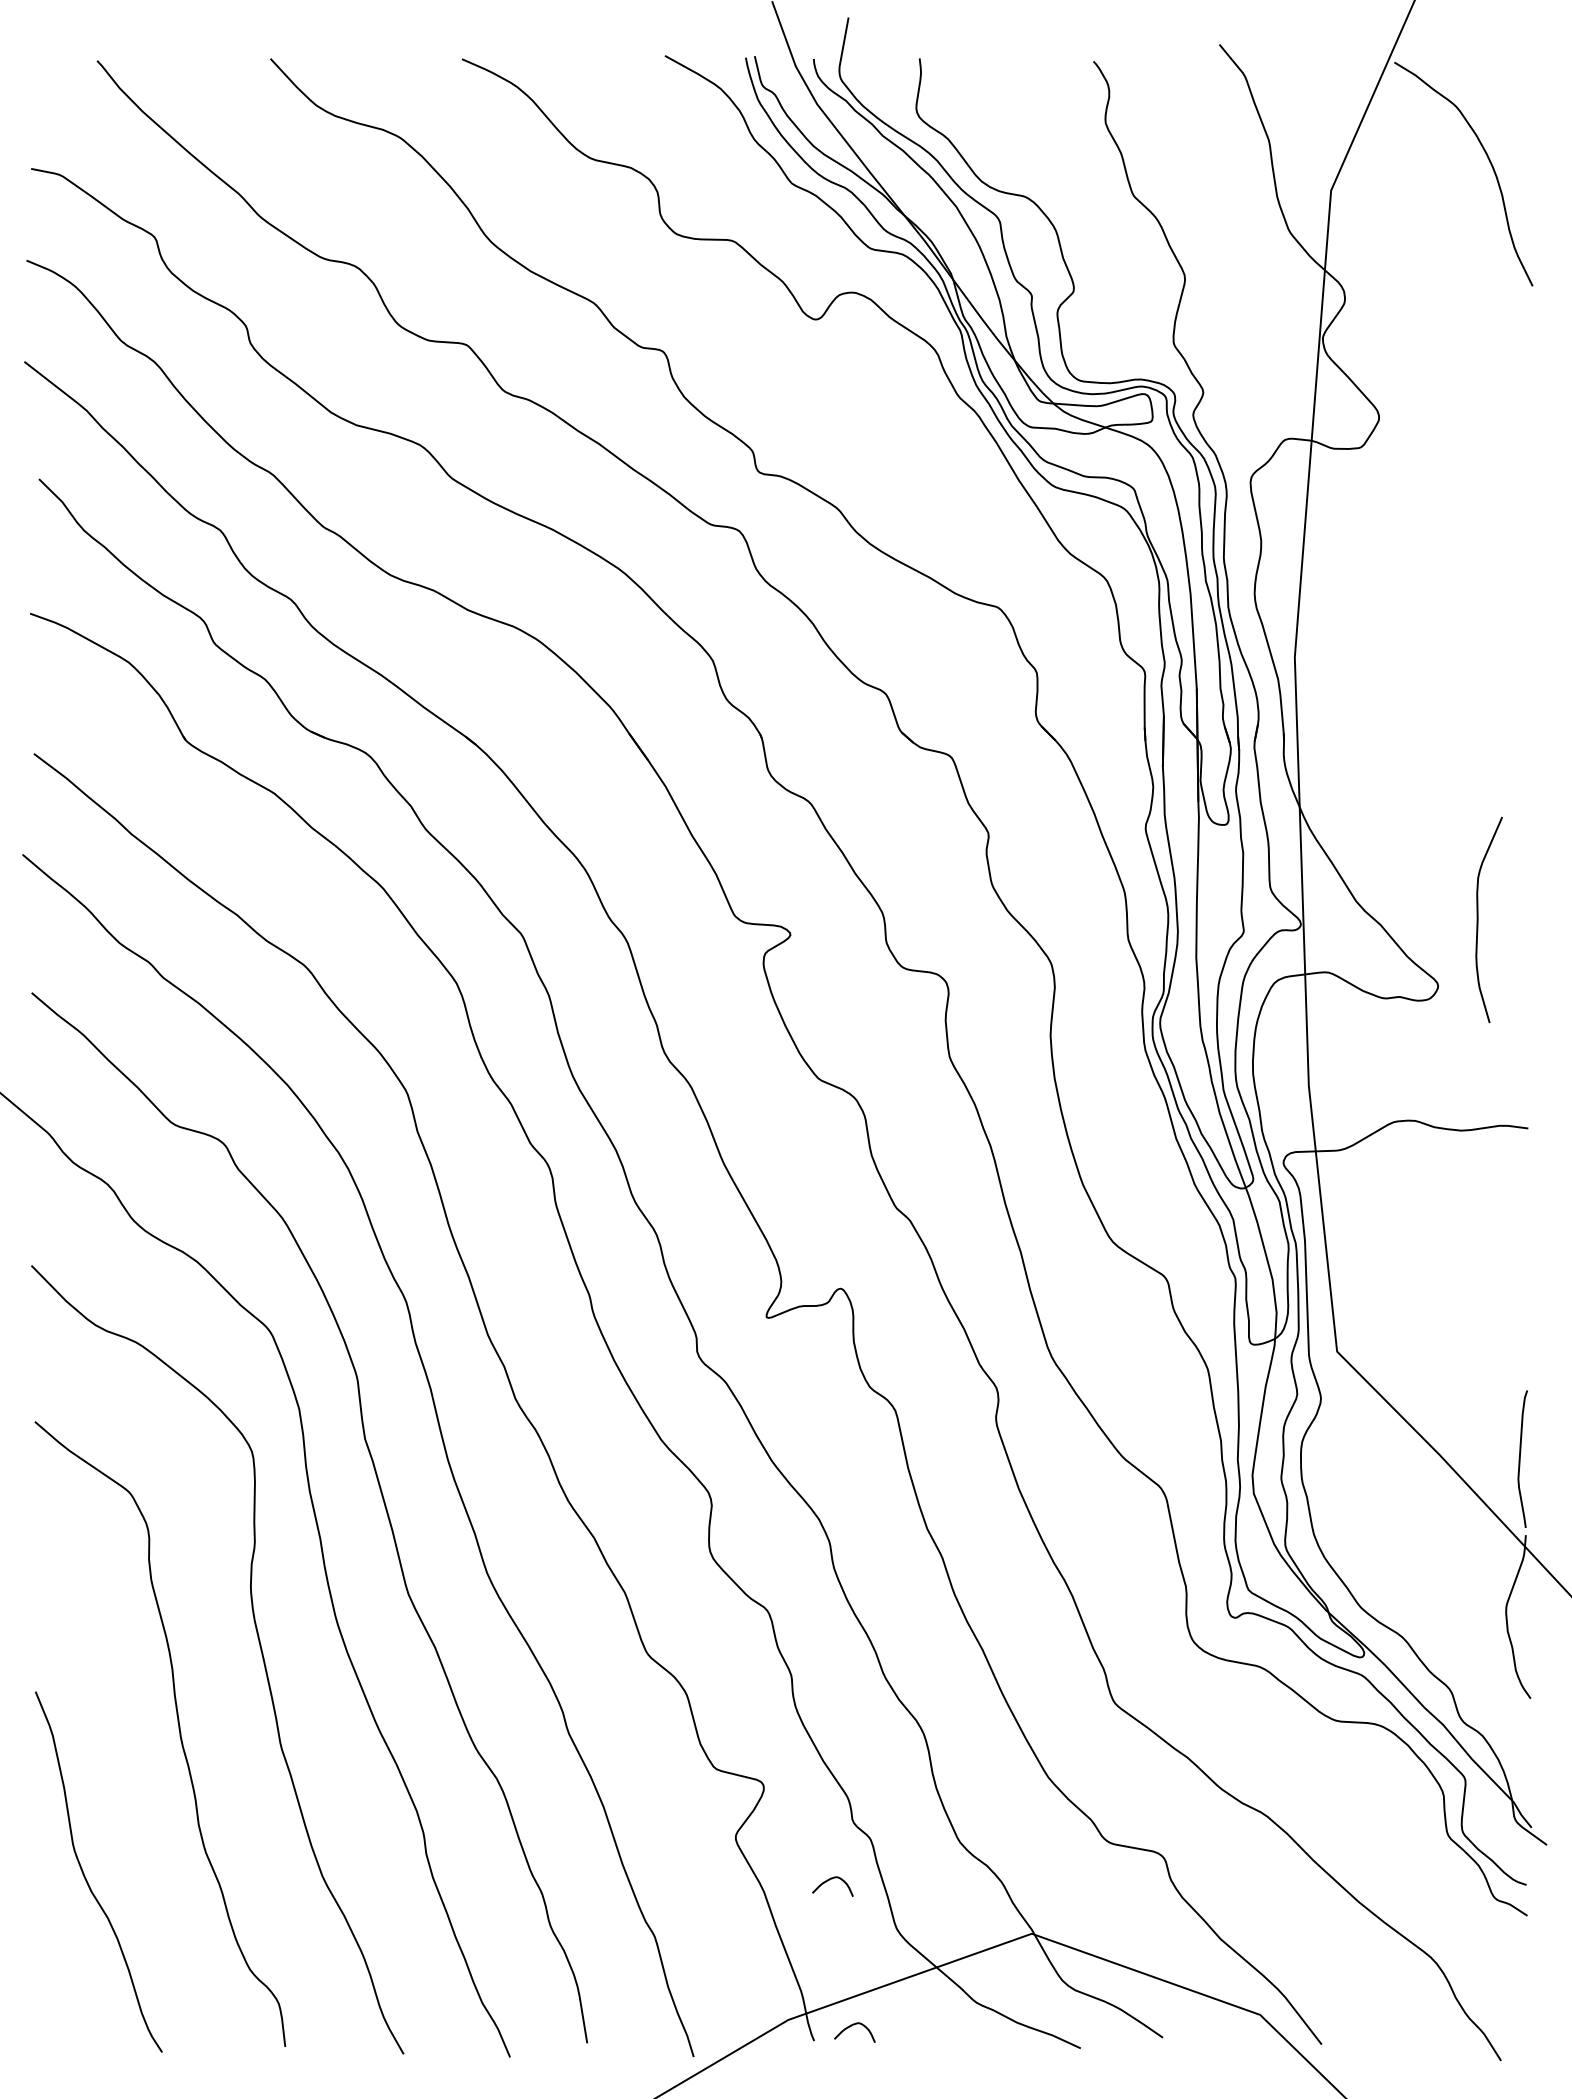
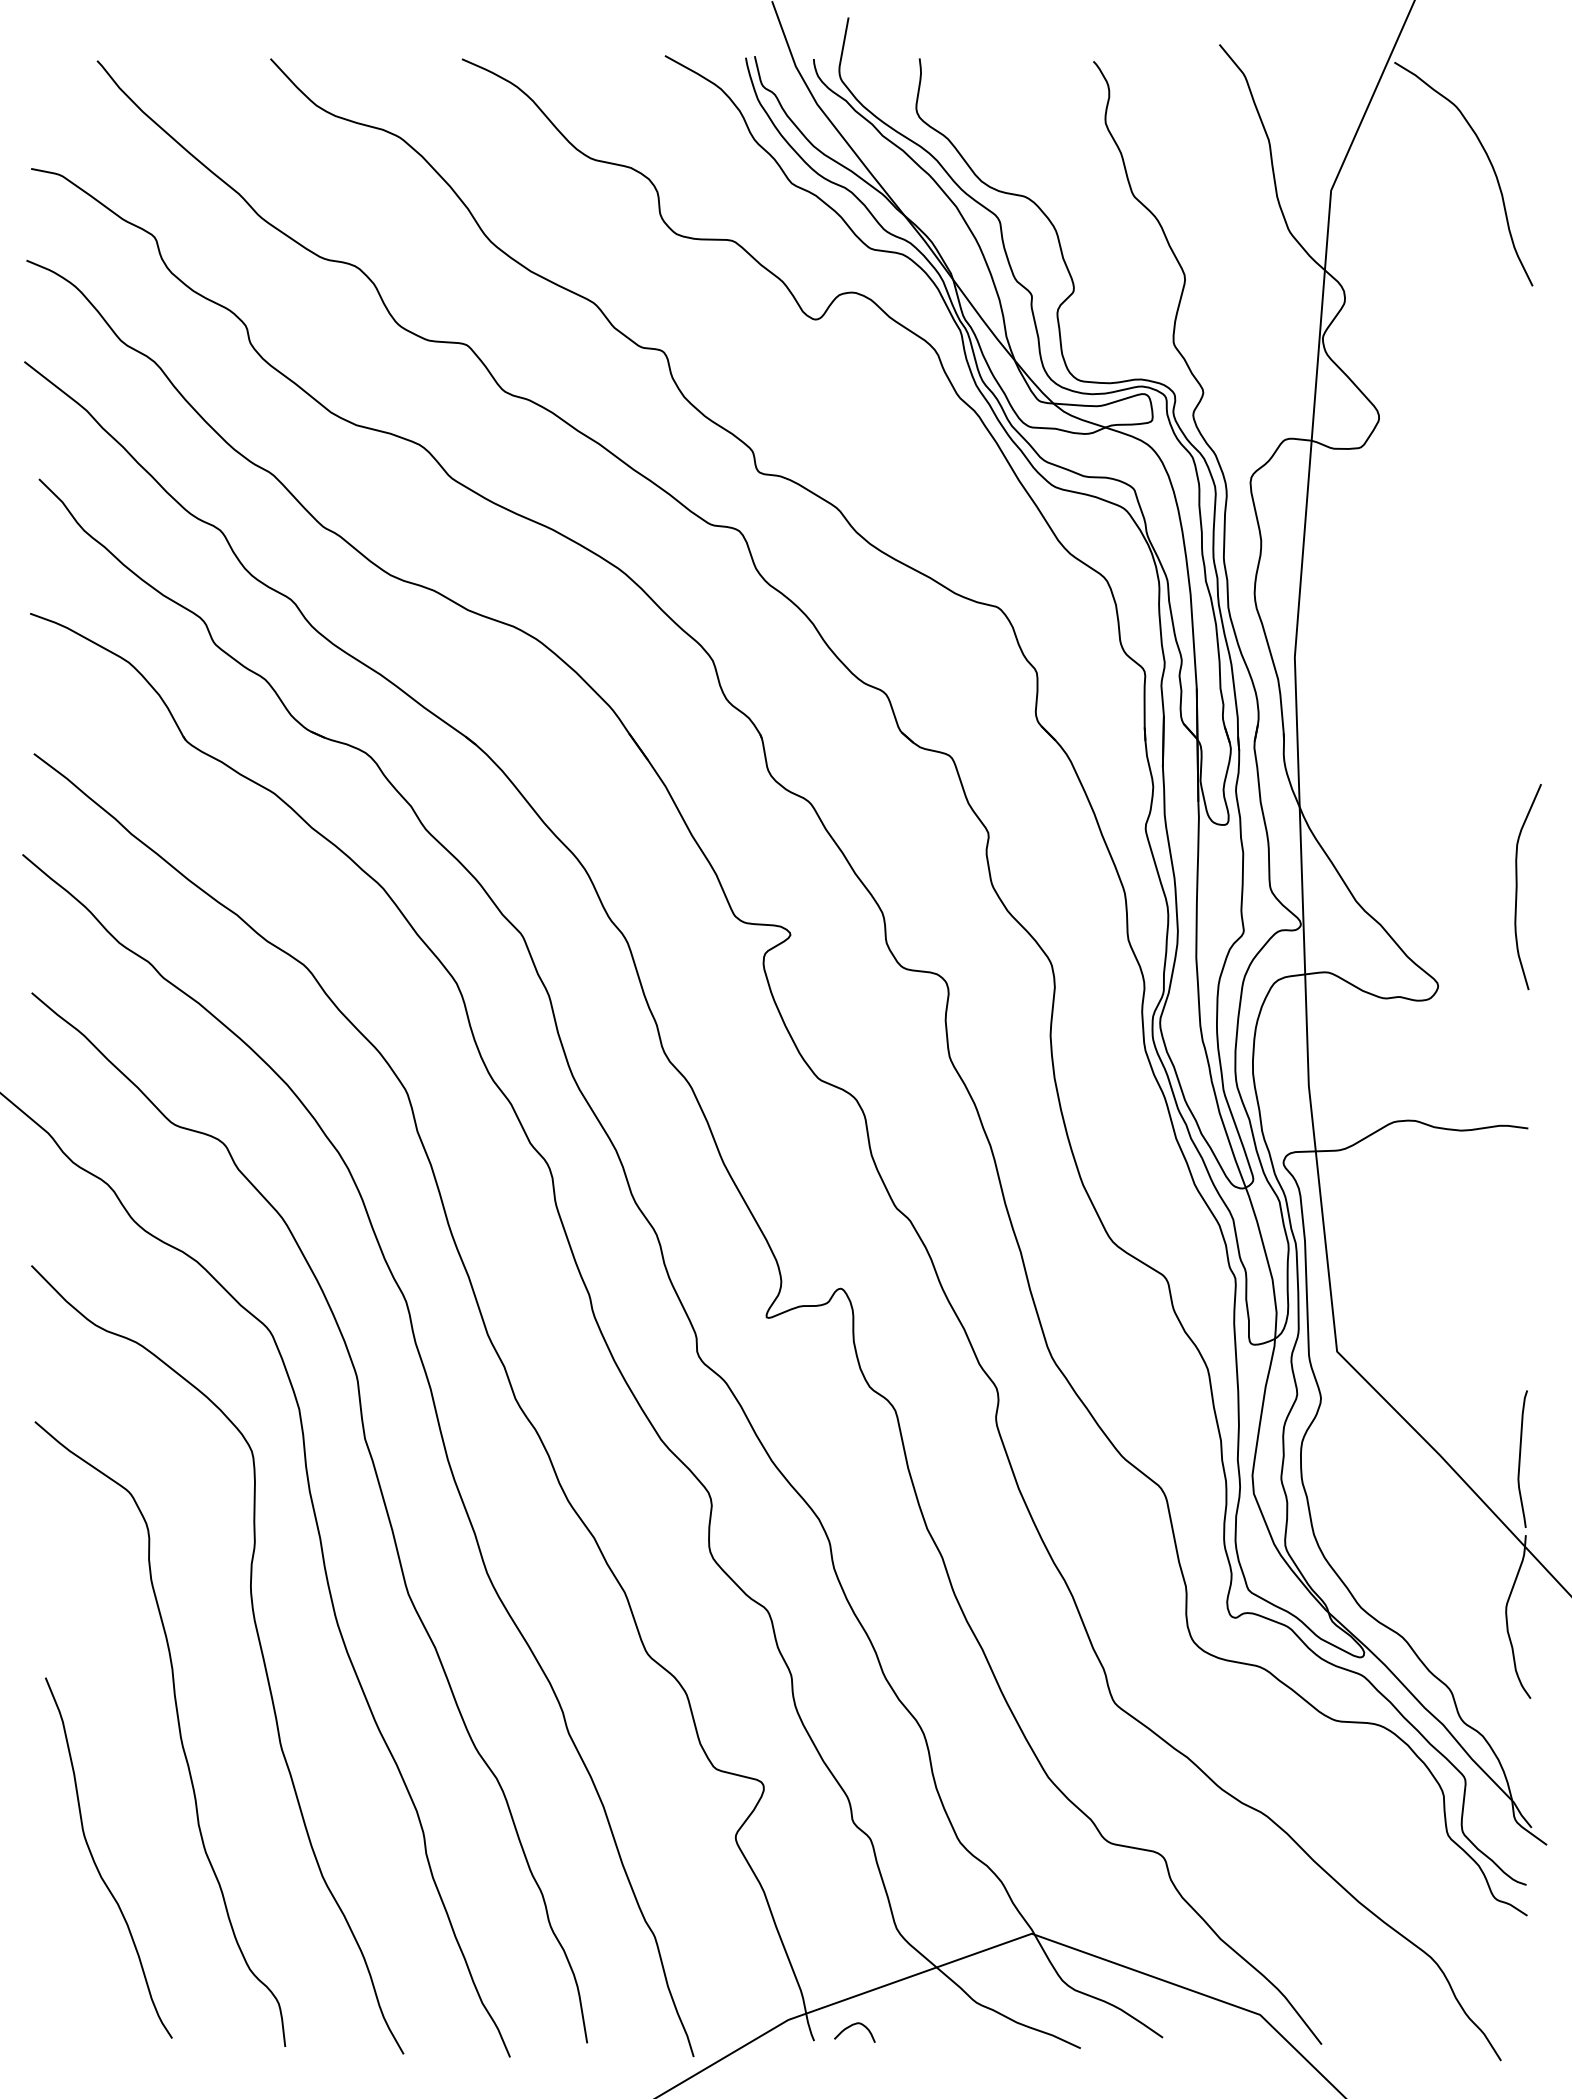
curve position: (1478, 920) -> (1517, 887) (1517, 887)
curve position: (86, 1878) -> (96, 1864) (96, 1864)
curve: present -> none (828, 1881)
